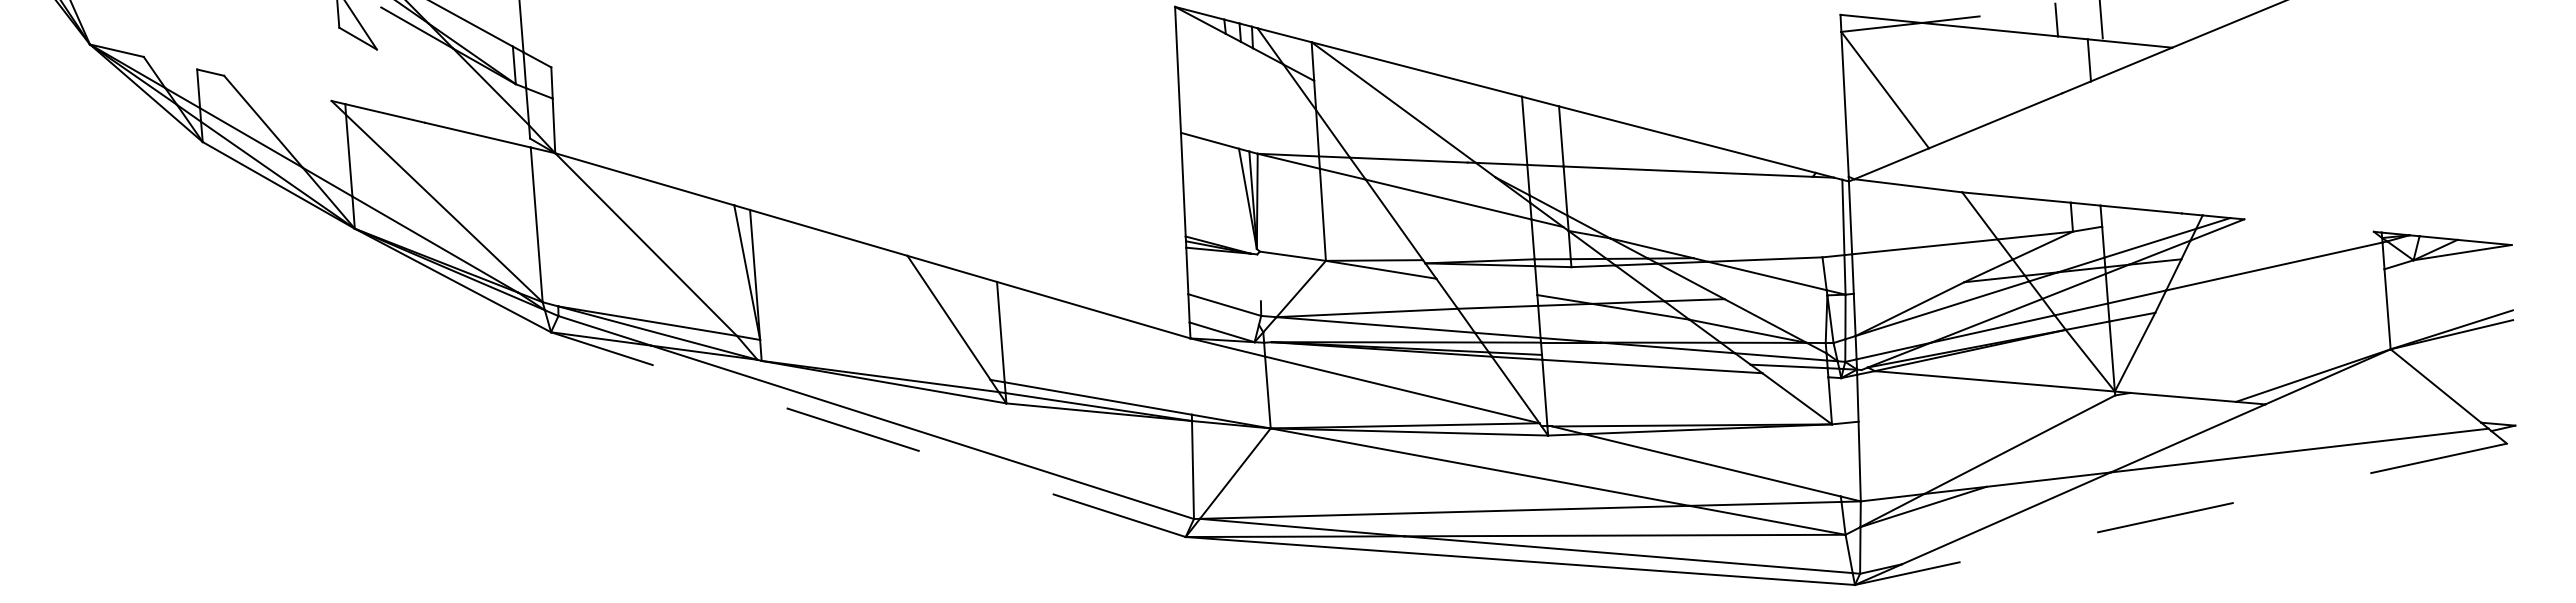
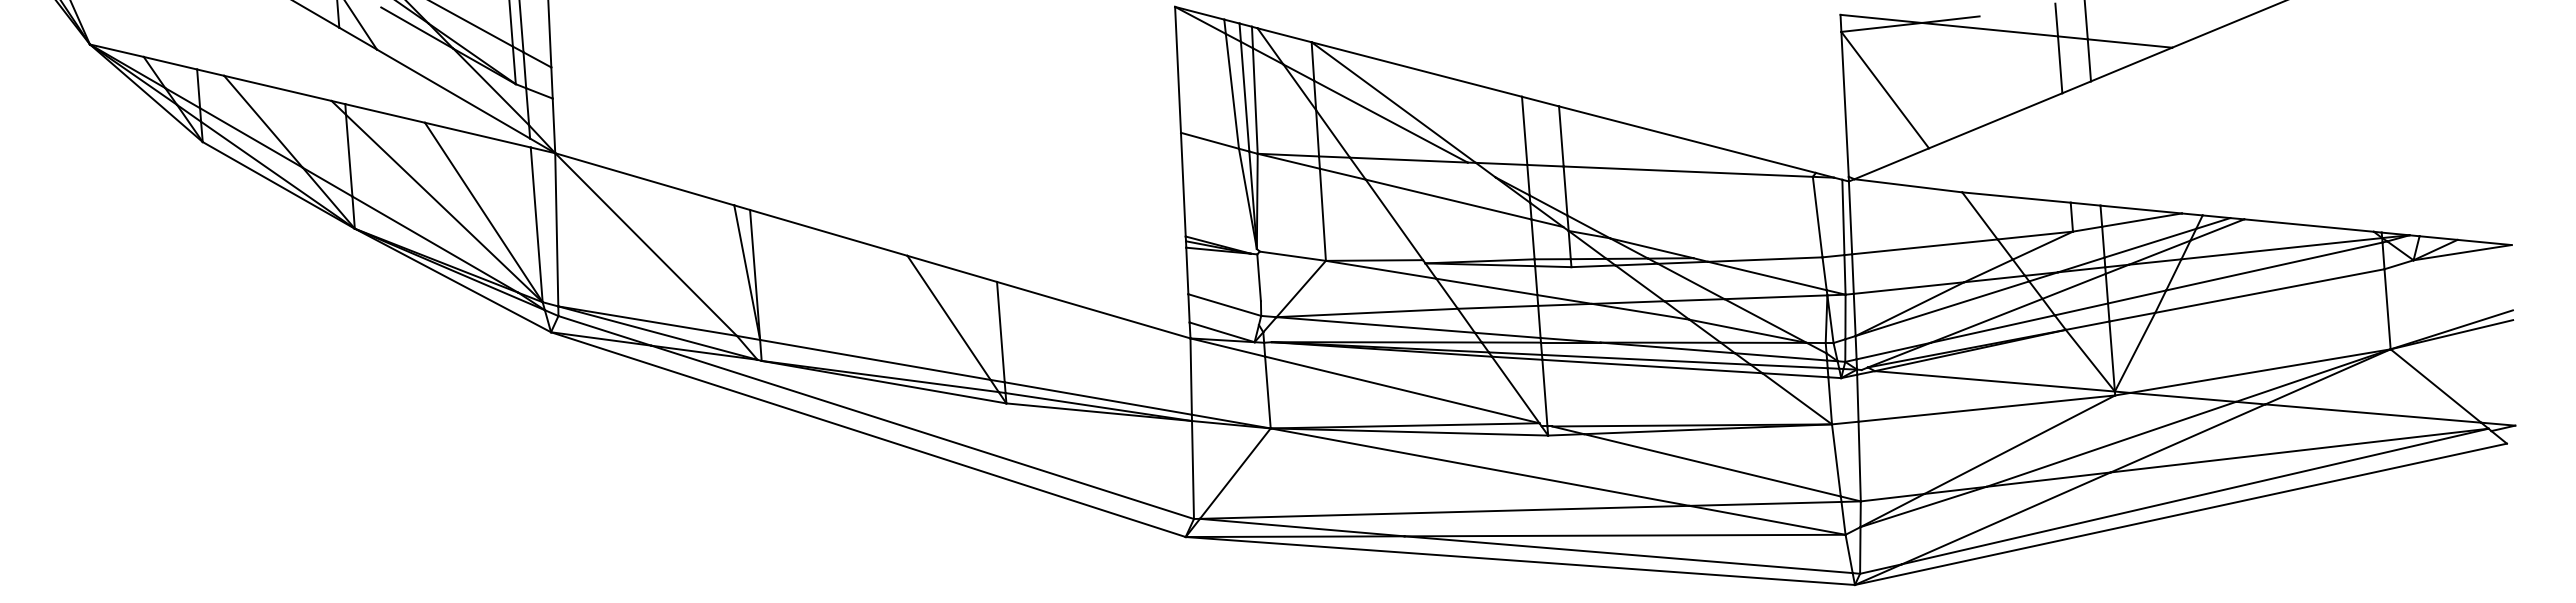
line: none -> present (317, 14)
line position: (2100, 20) -> (2085, 20) (2085, 20)
line: none -> present (510, 24)
line: none -> present (549, 34)
line: none -> present (170, 62)
line: none -> present (2060, 64)
line: none -> present (277, 87)
line: none -> present (1231, 90)
line: none -> present (453, 93)
line: none -> present (1244, 96)
line: none -> present (1254, 100)
line: none -> present (1390, 121)
line: none -> present (483, 212)
line: none -> present (1817, 216)
line: none -> present (2141, 219)
line: none -> present (2308, 225)
line: none -> present (556, 229)
line: none -> present (2281, 248)
line: none -> present (1258, 277)
line: none -> present (1486, 286)
line: none -> present (1908, 287)
line: none -> present (2269, 290)
line: none -> present (1775, 297)
line: none -> present (875, 359)
line: none -> present (1646, 359)
line: none -> present (2260, 370)
line: none -> present (1795, 375)
line: none -> present (1190, 376)
line: none -> present (1986, 408)
line: none -> present (2373, 413)
line: dashed -> solid (867, 434)
line: none -> present (2111, 443)
line: none -> present (1836, 460)
line: none -> present (2195, 496)
line: dashed -> solid (2180, 514)
